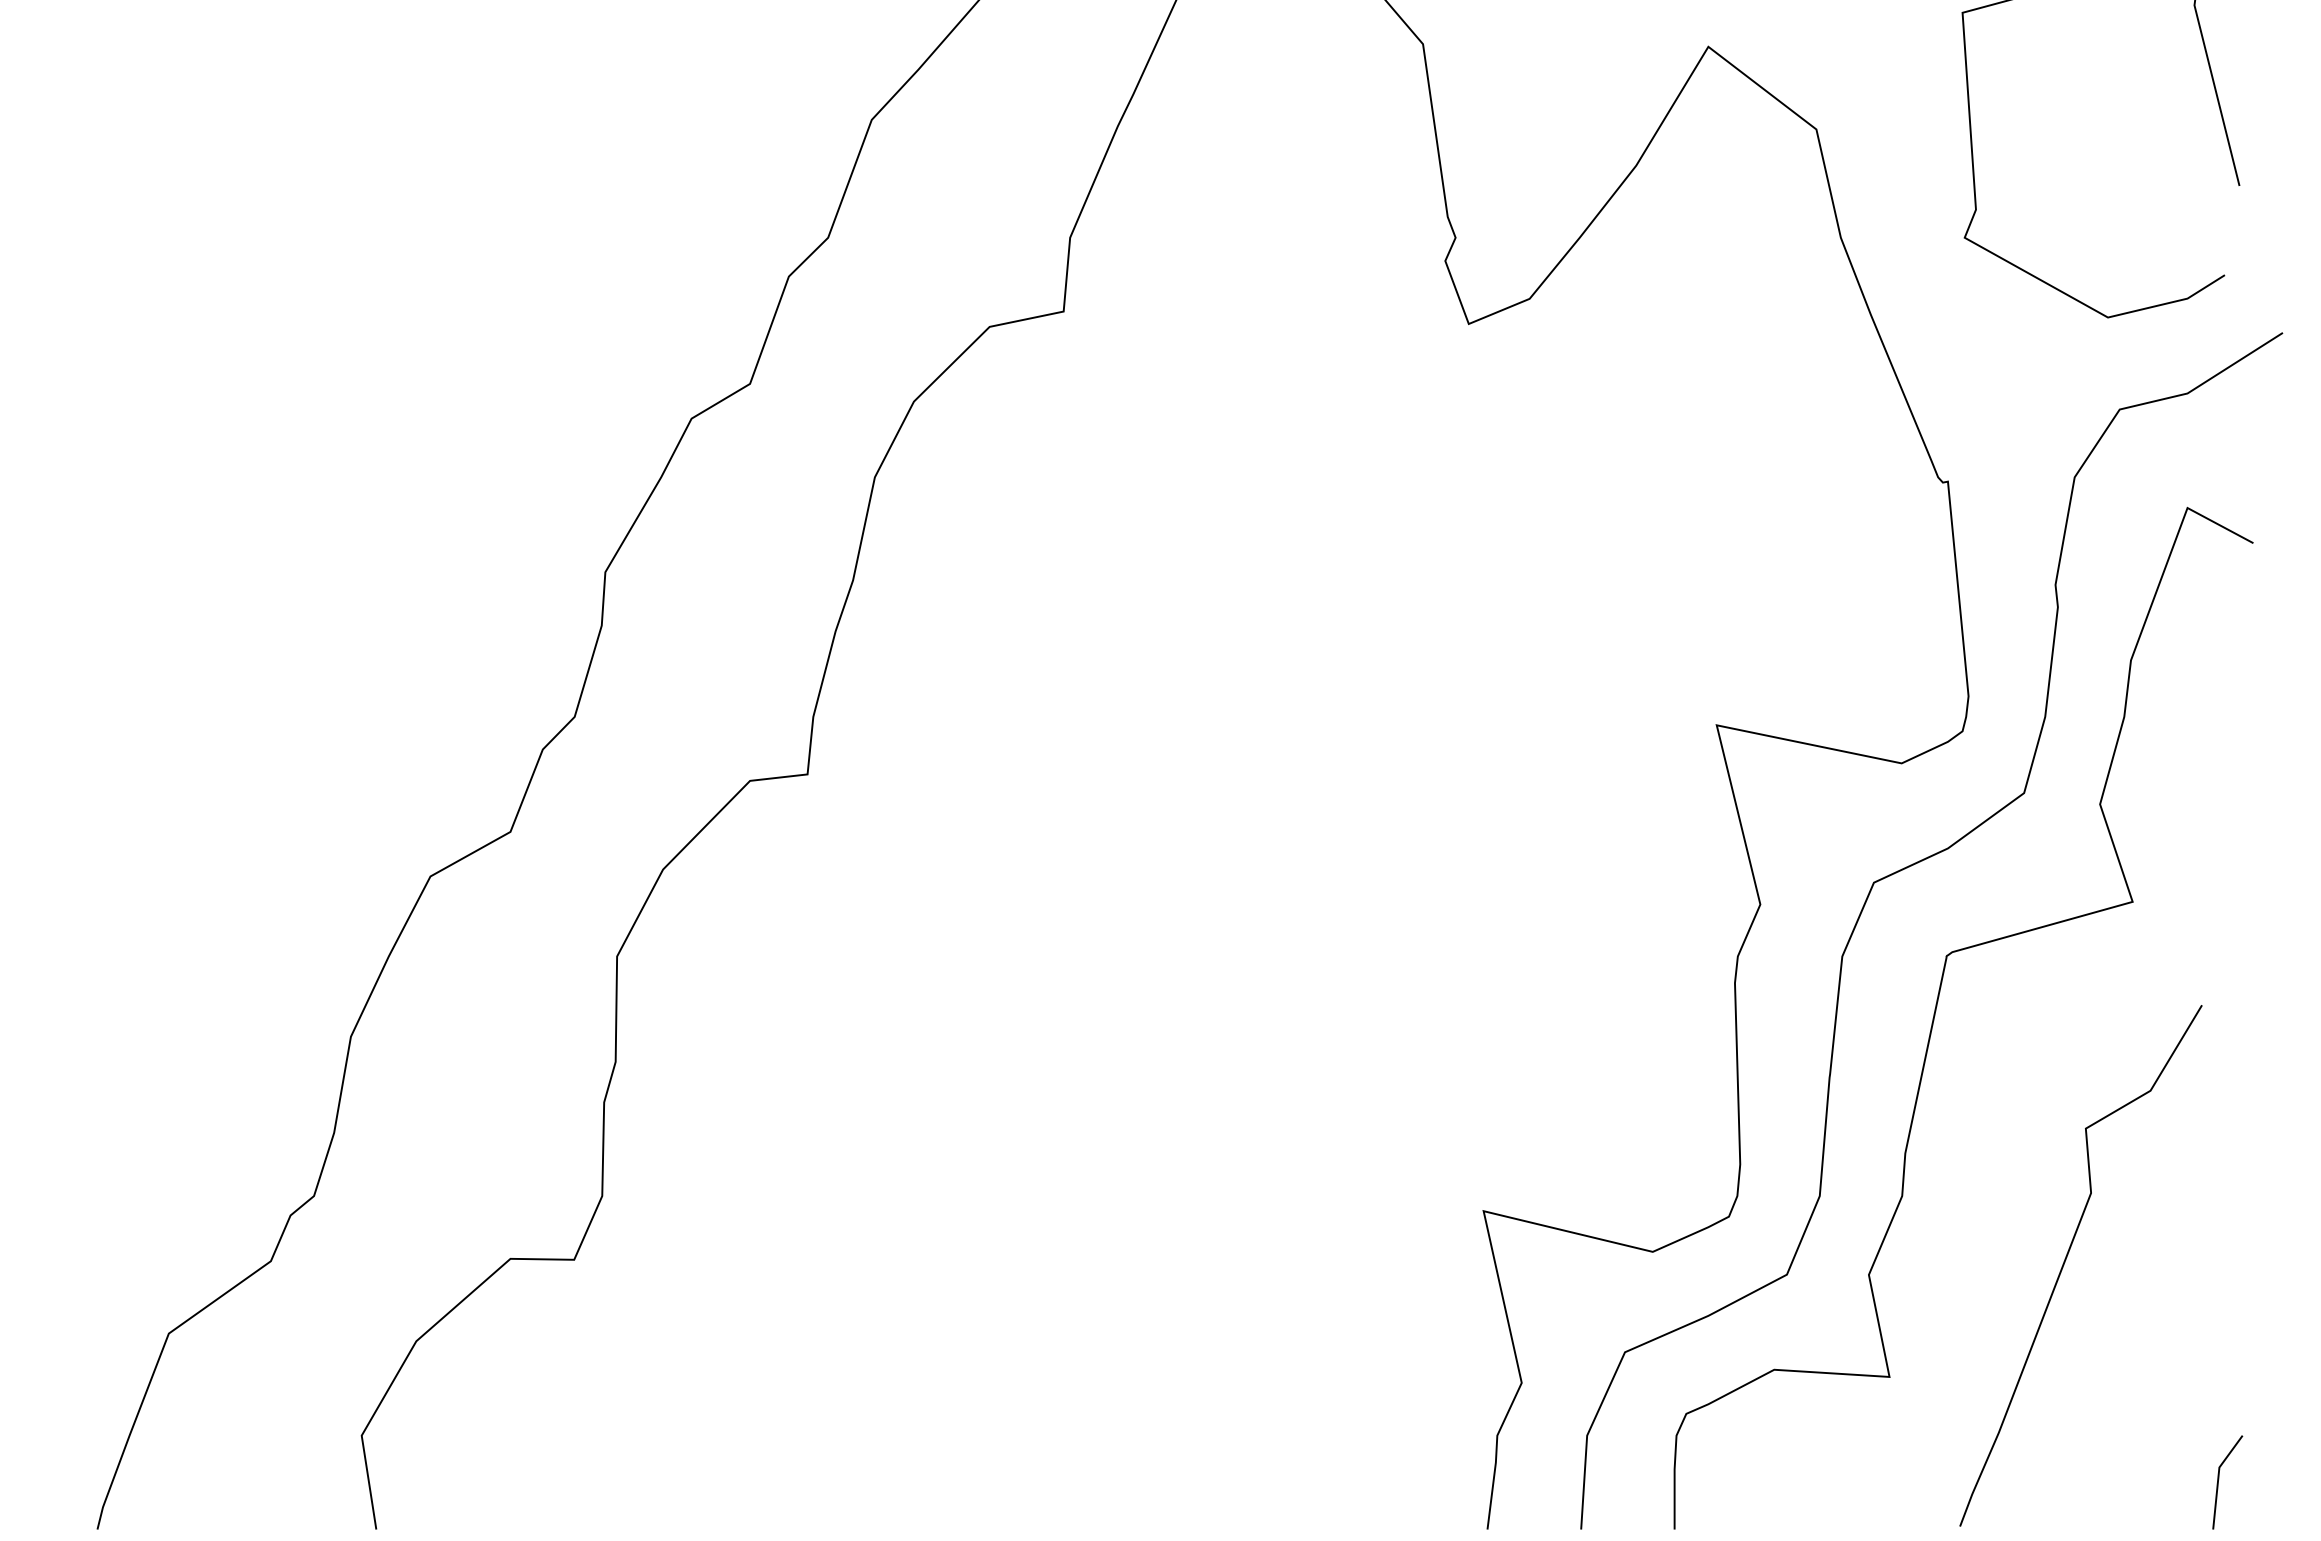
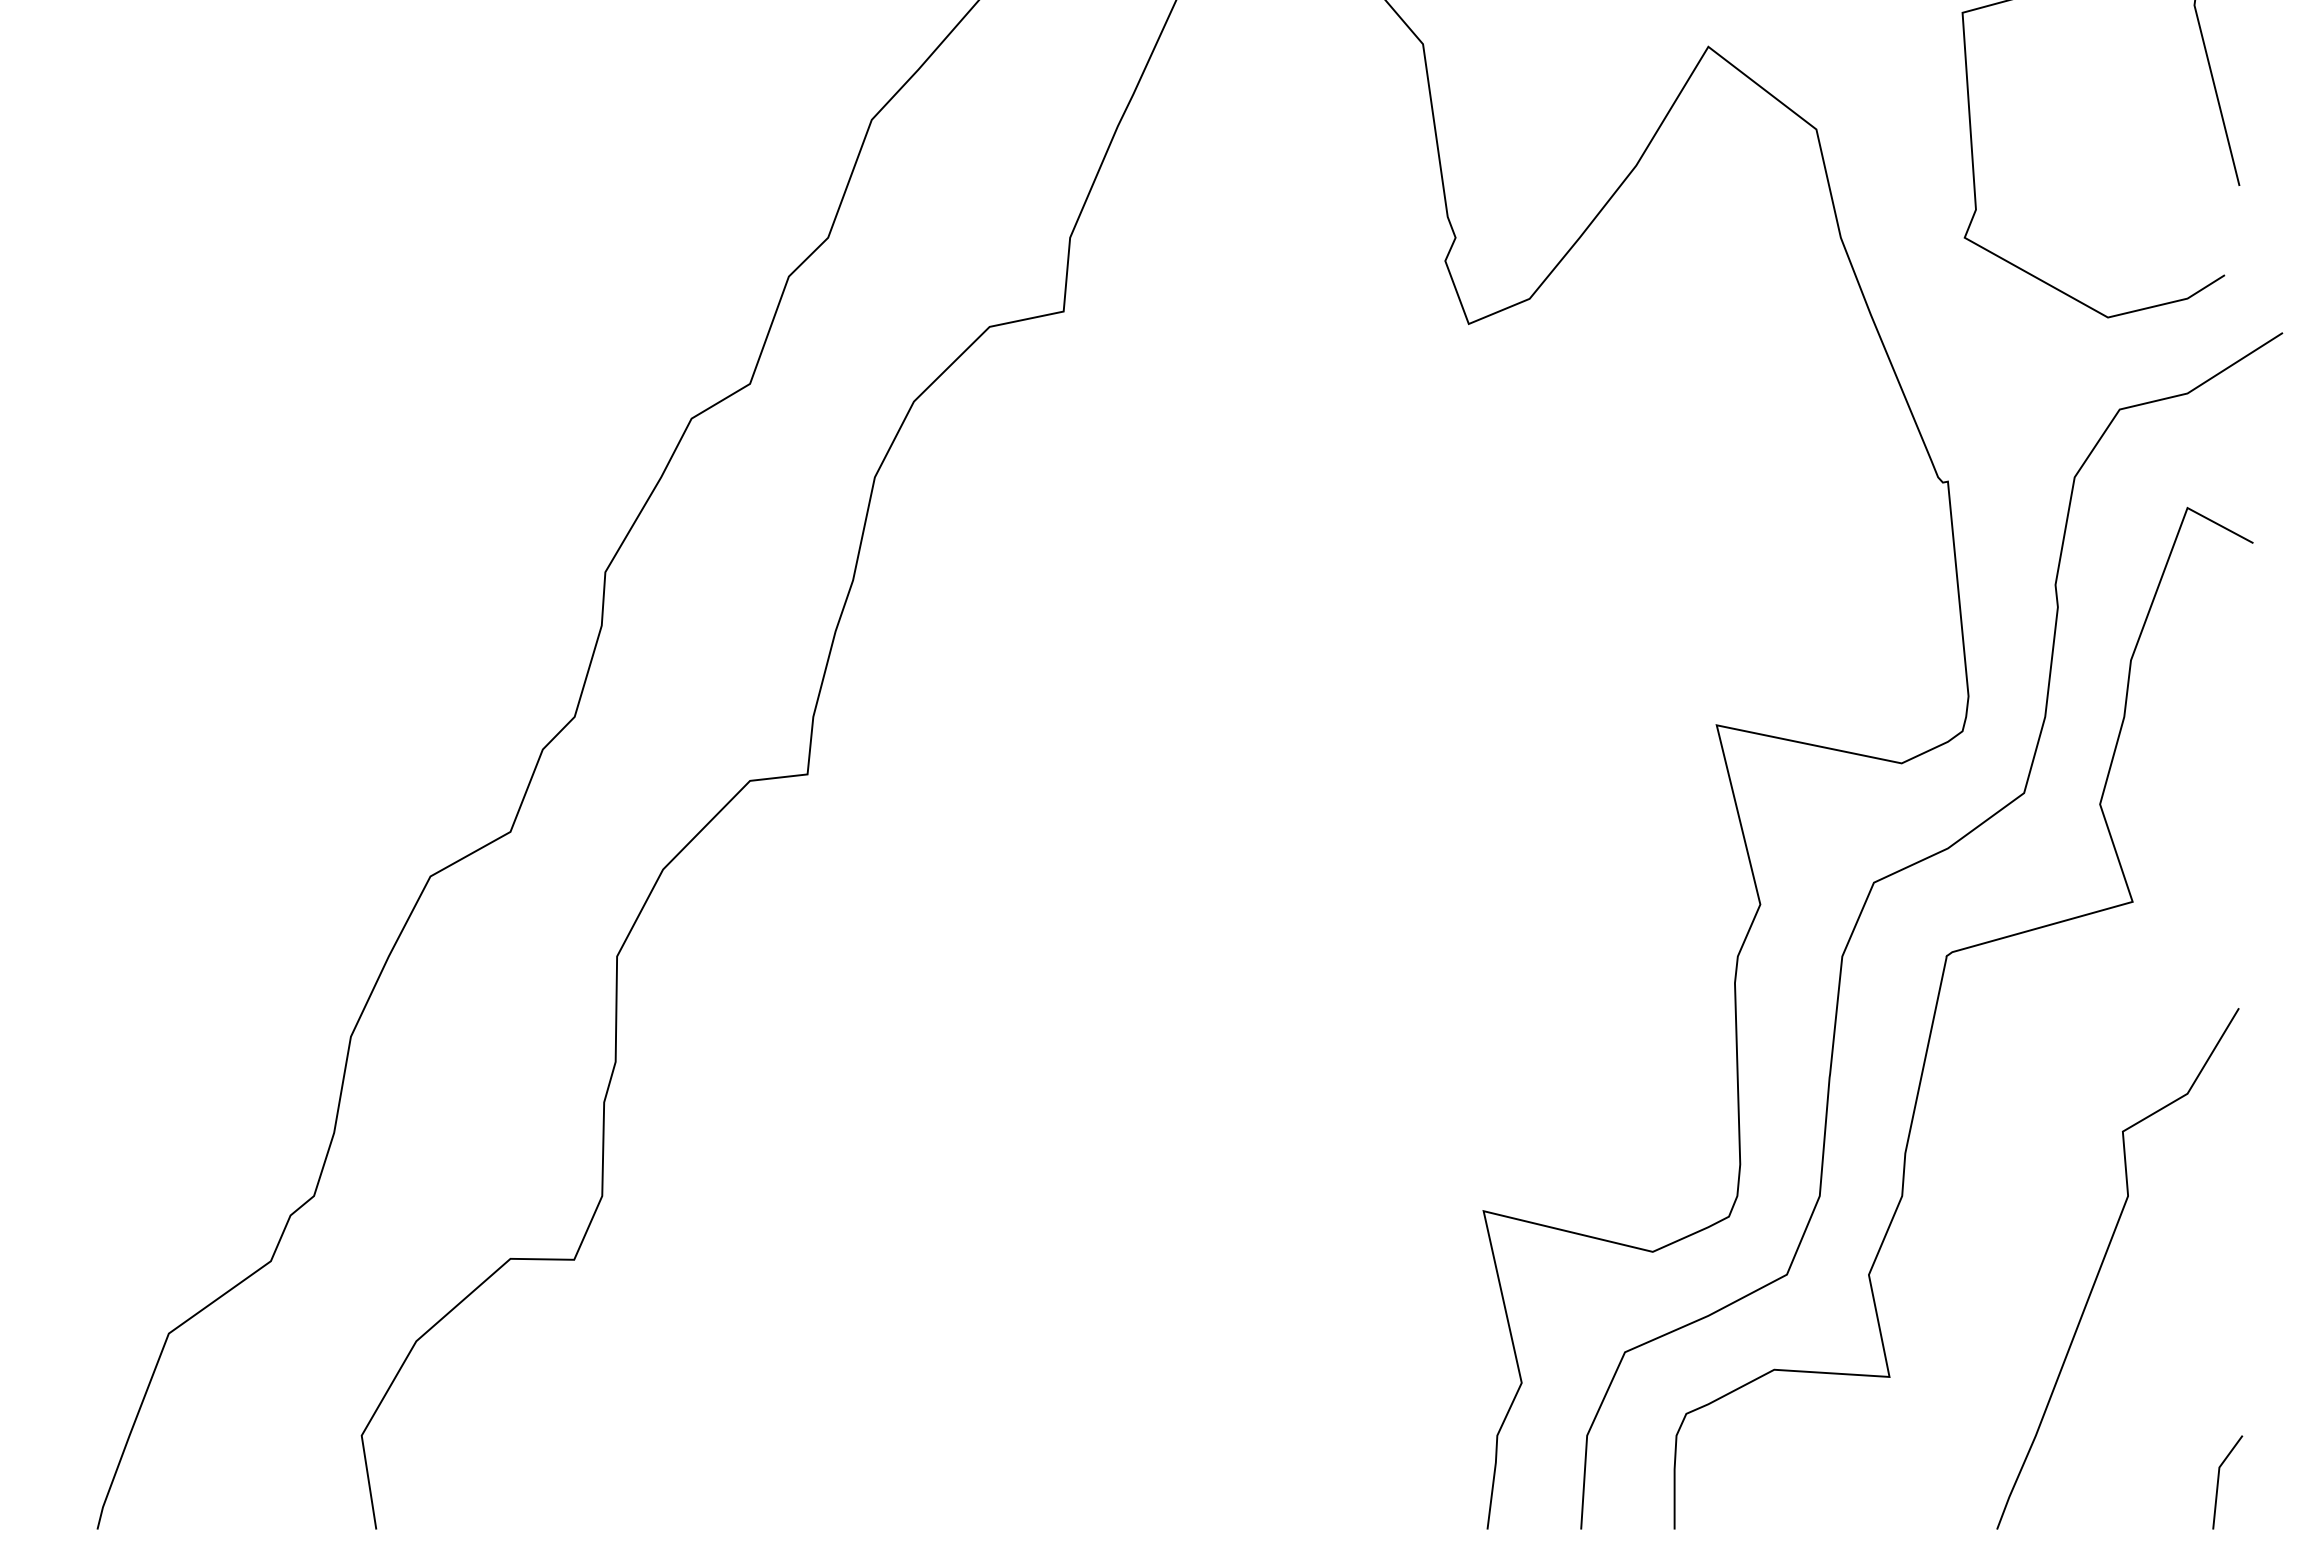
curve position: (2066, 1260) -> (2103, 1263) (2103, 1263)
